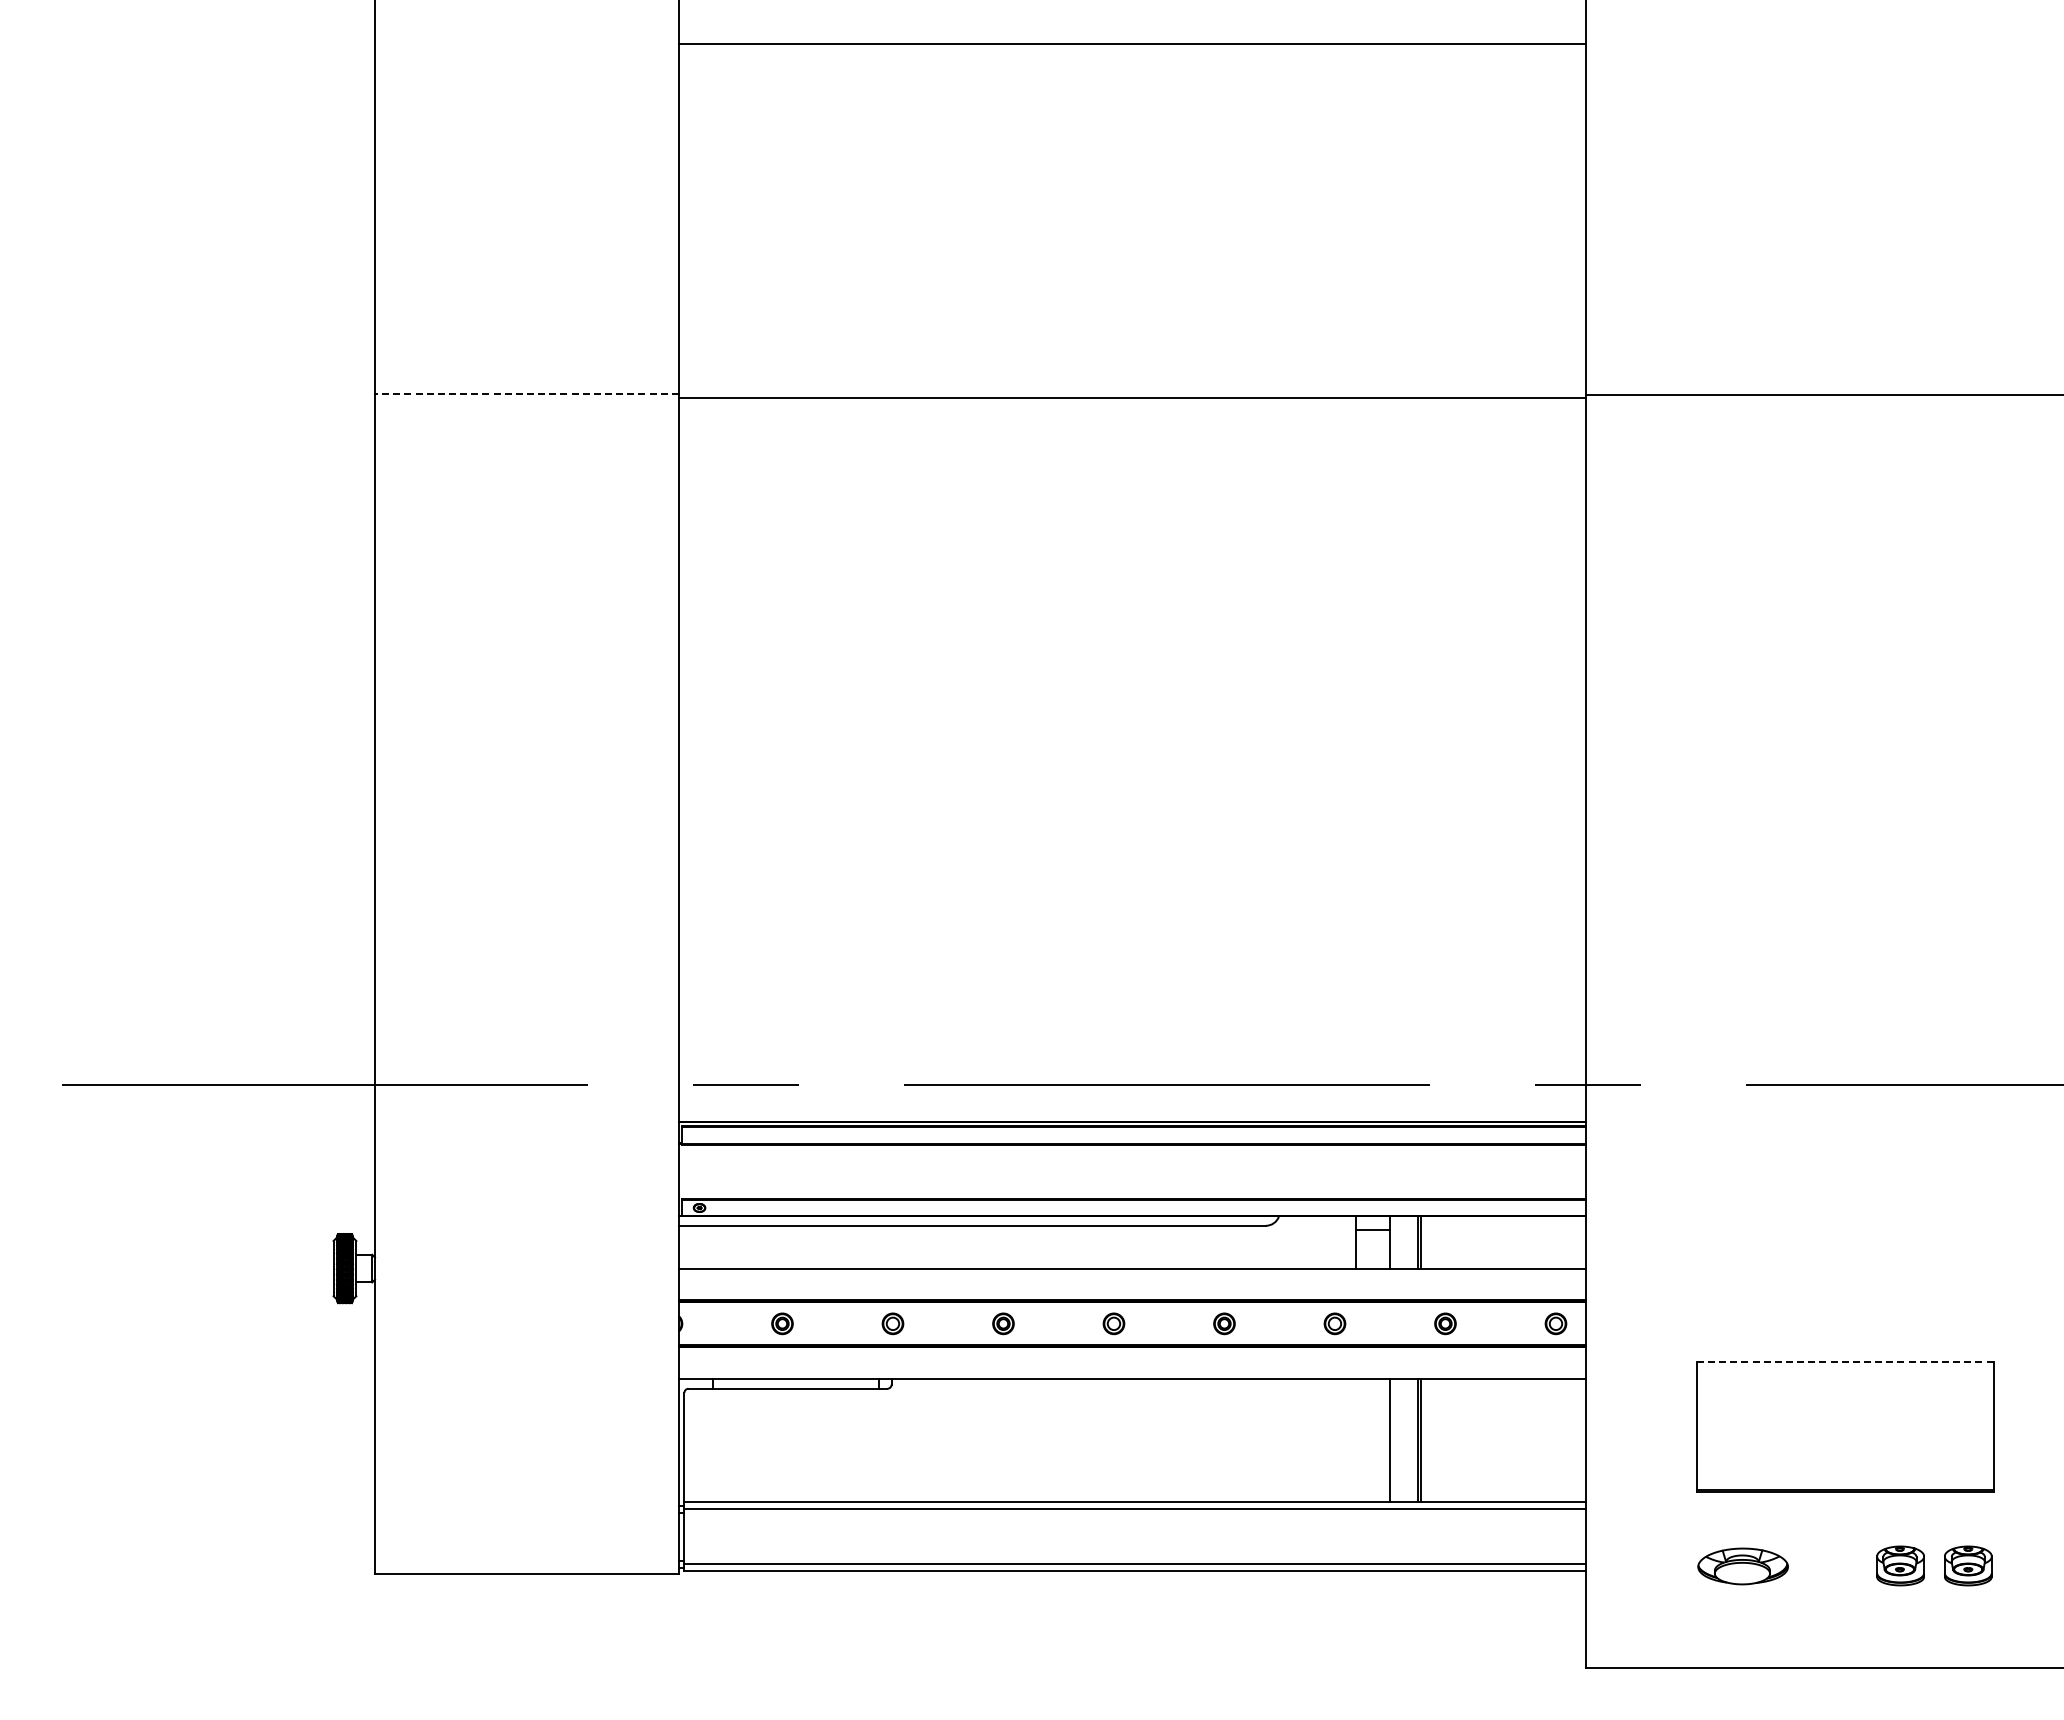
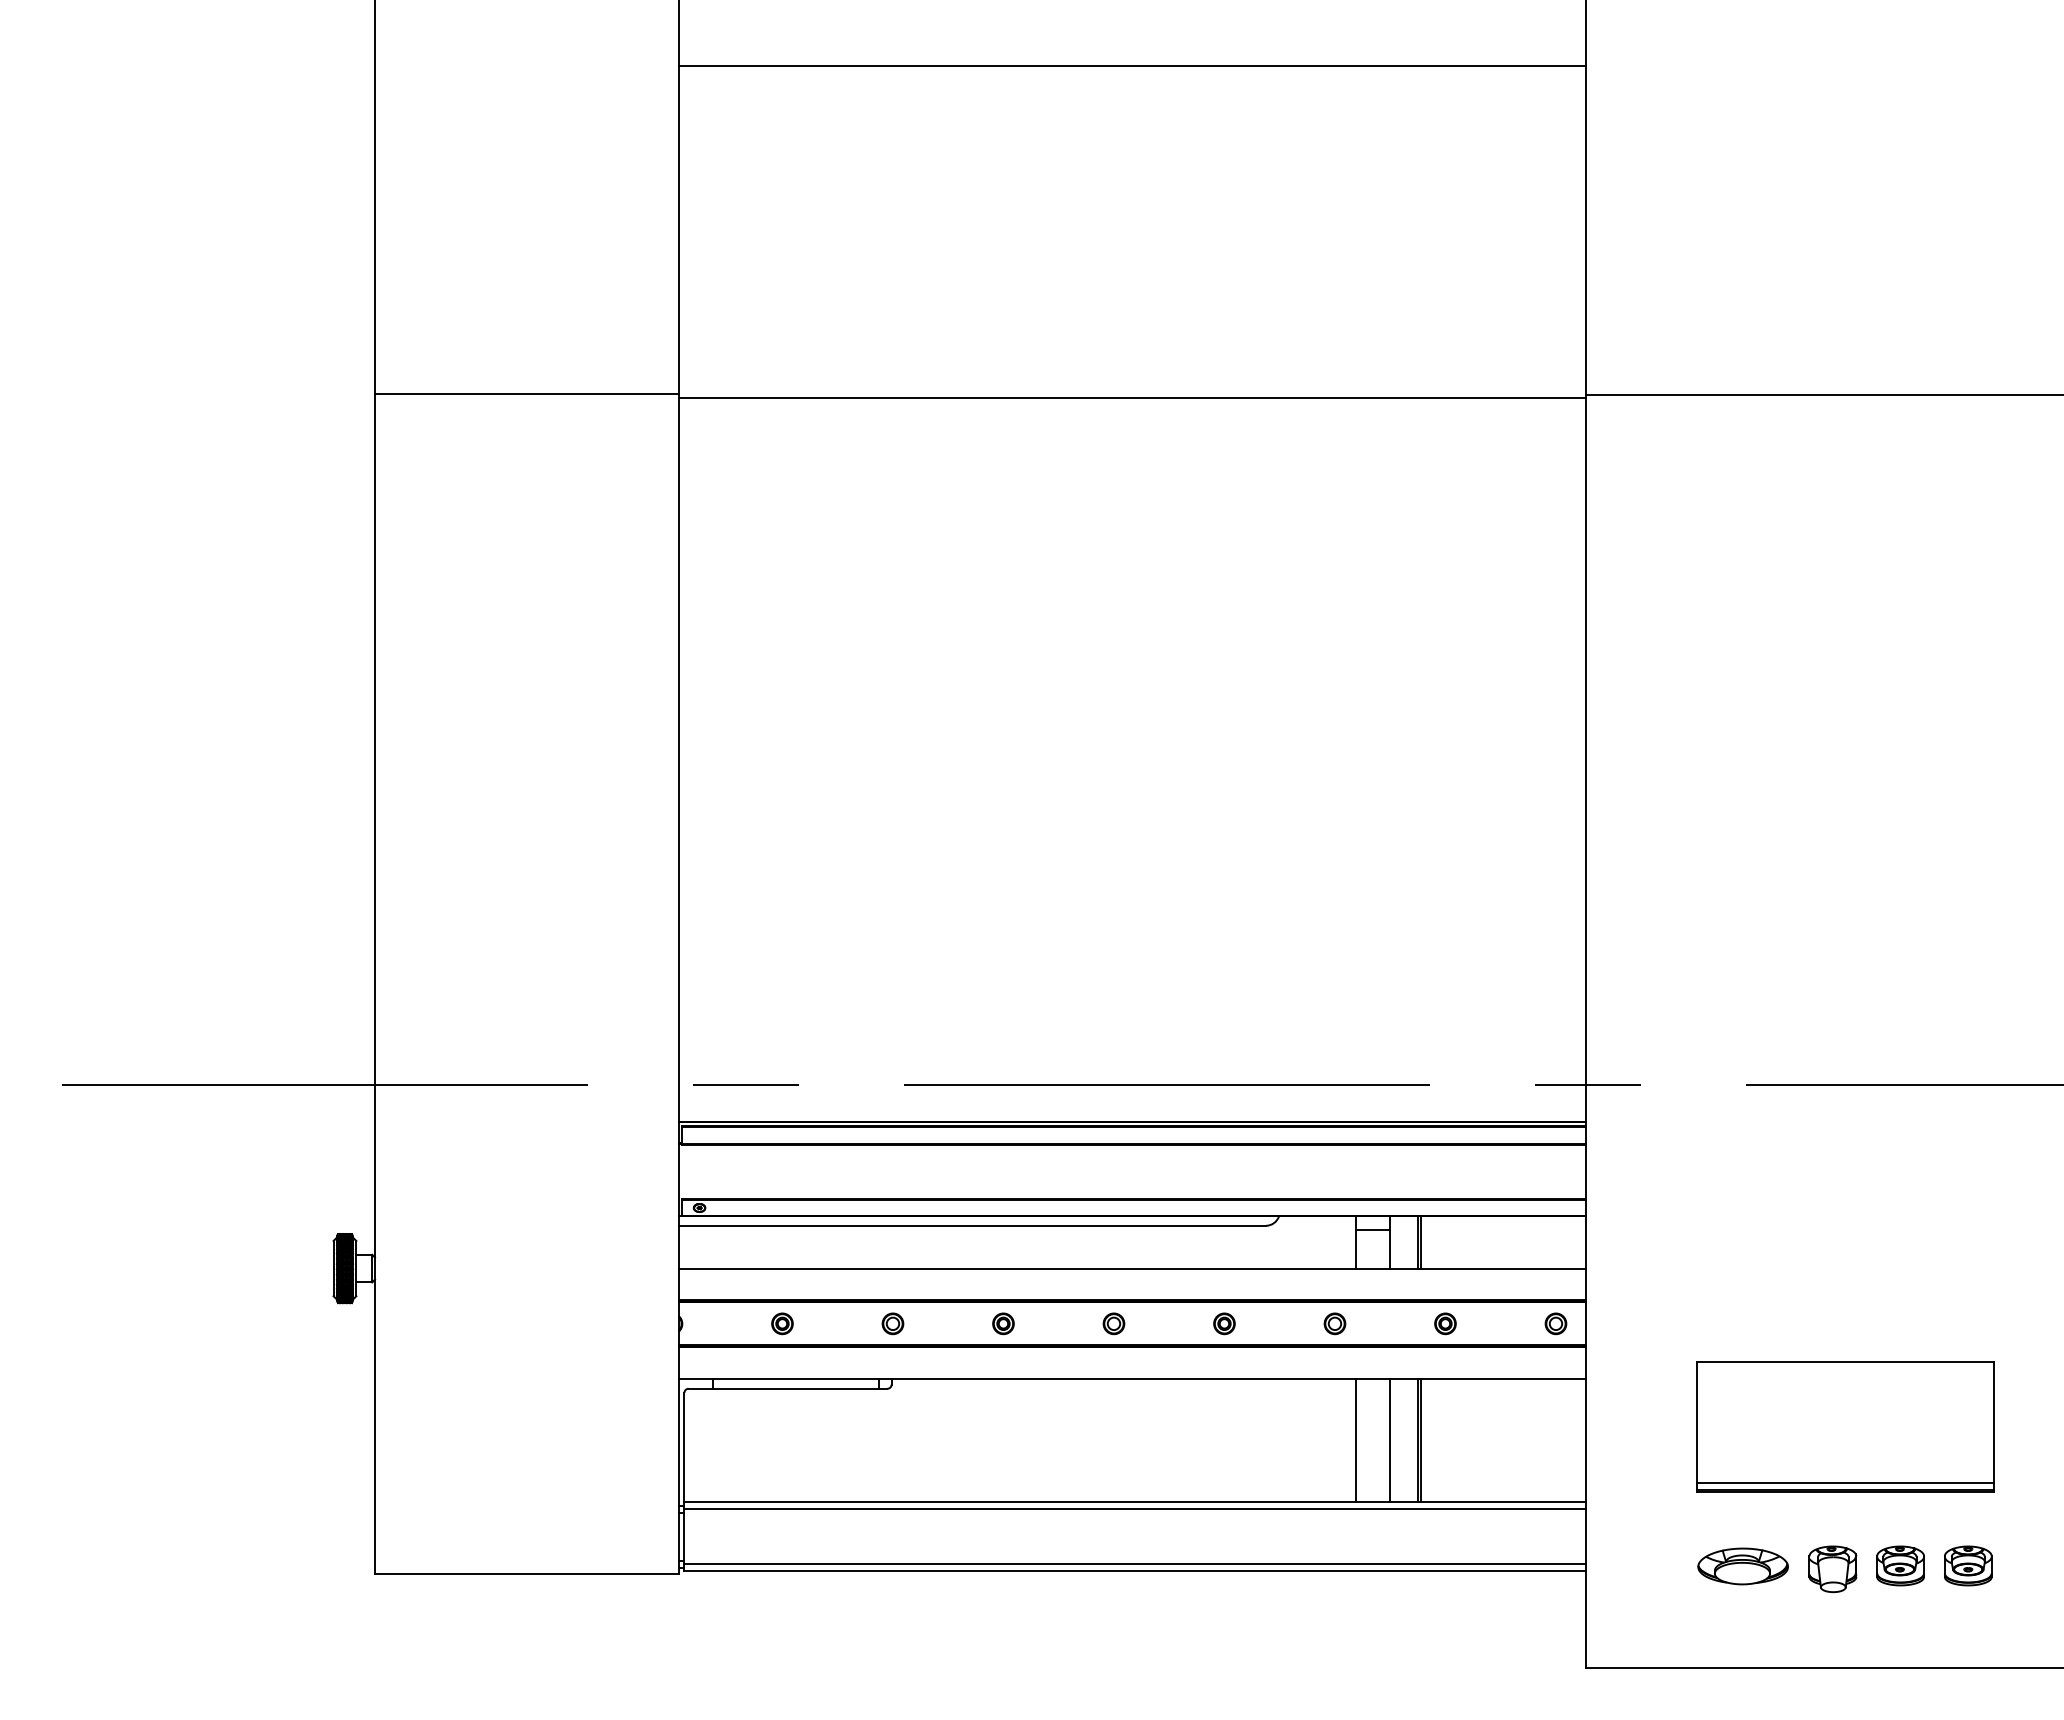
line position: (1132, 43) -> (1132, 65) (1132, 65)
line: dashed -> solid (526, 394)
line: dashed -> solid (1845, 1362)
line: none -> present (1355, 1440)
line: none -> present (1844, 1482)
part: none -> present (1832, 1568)
